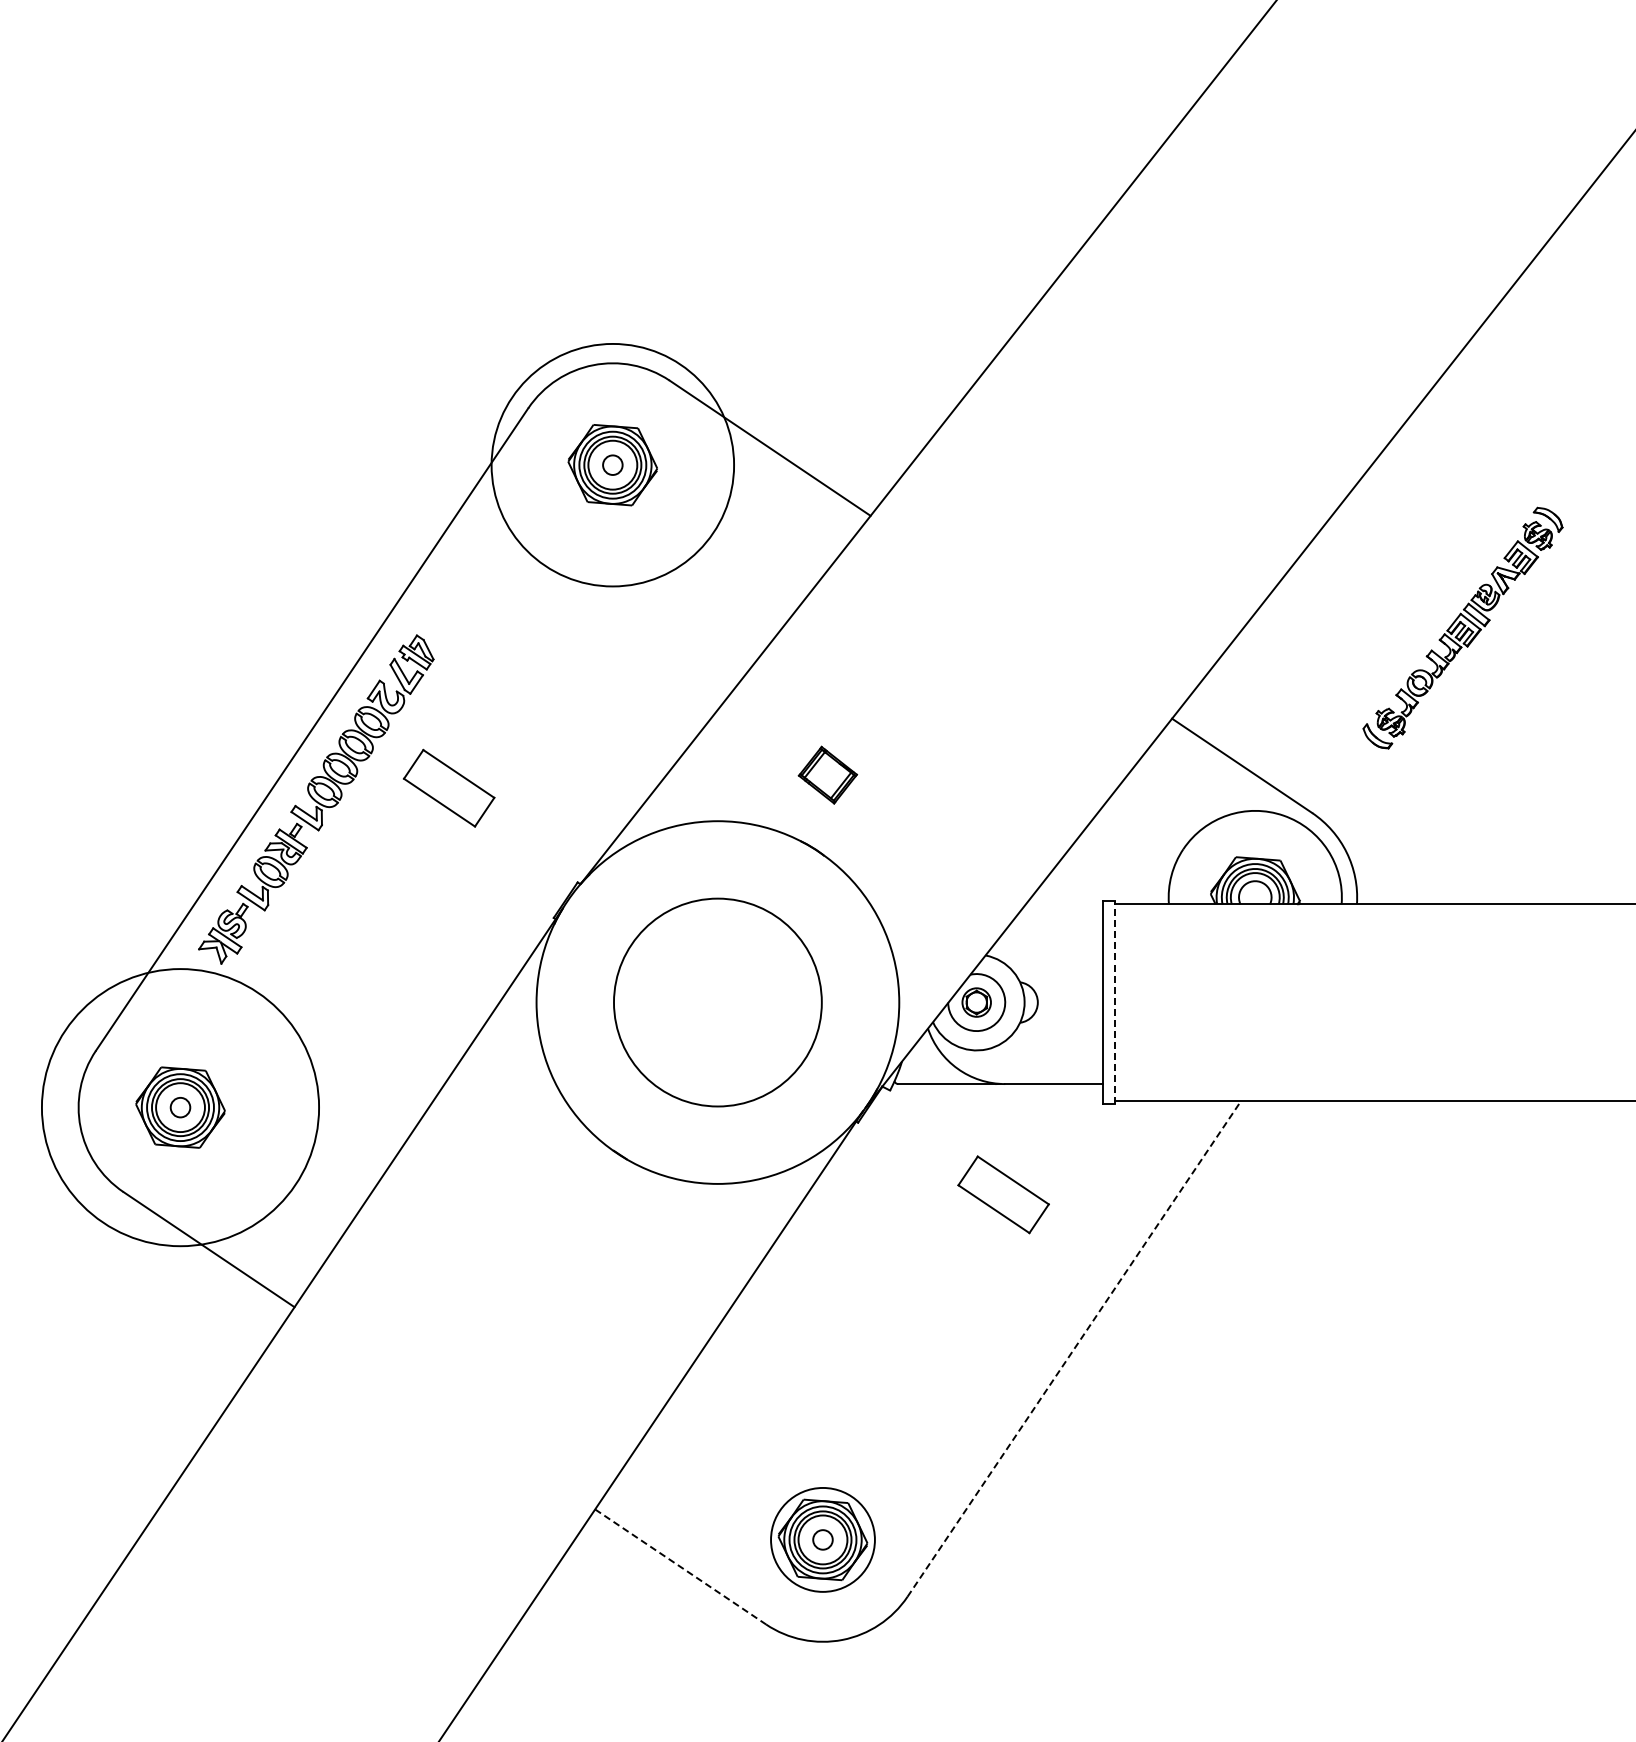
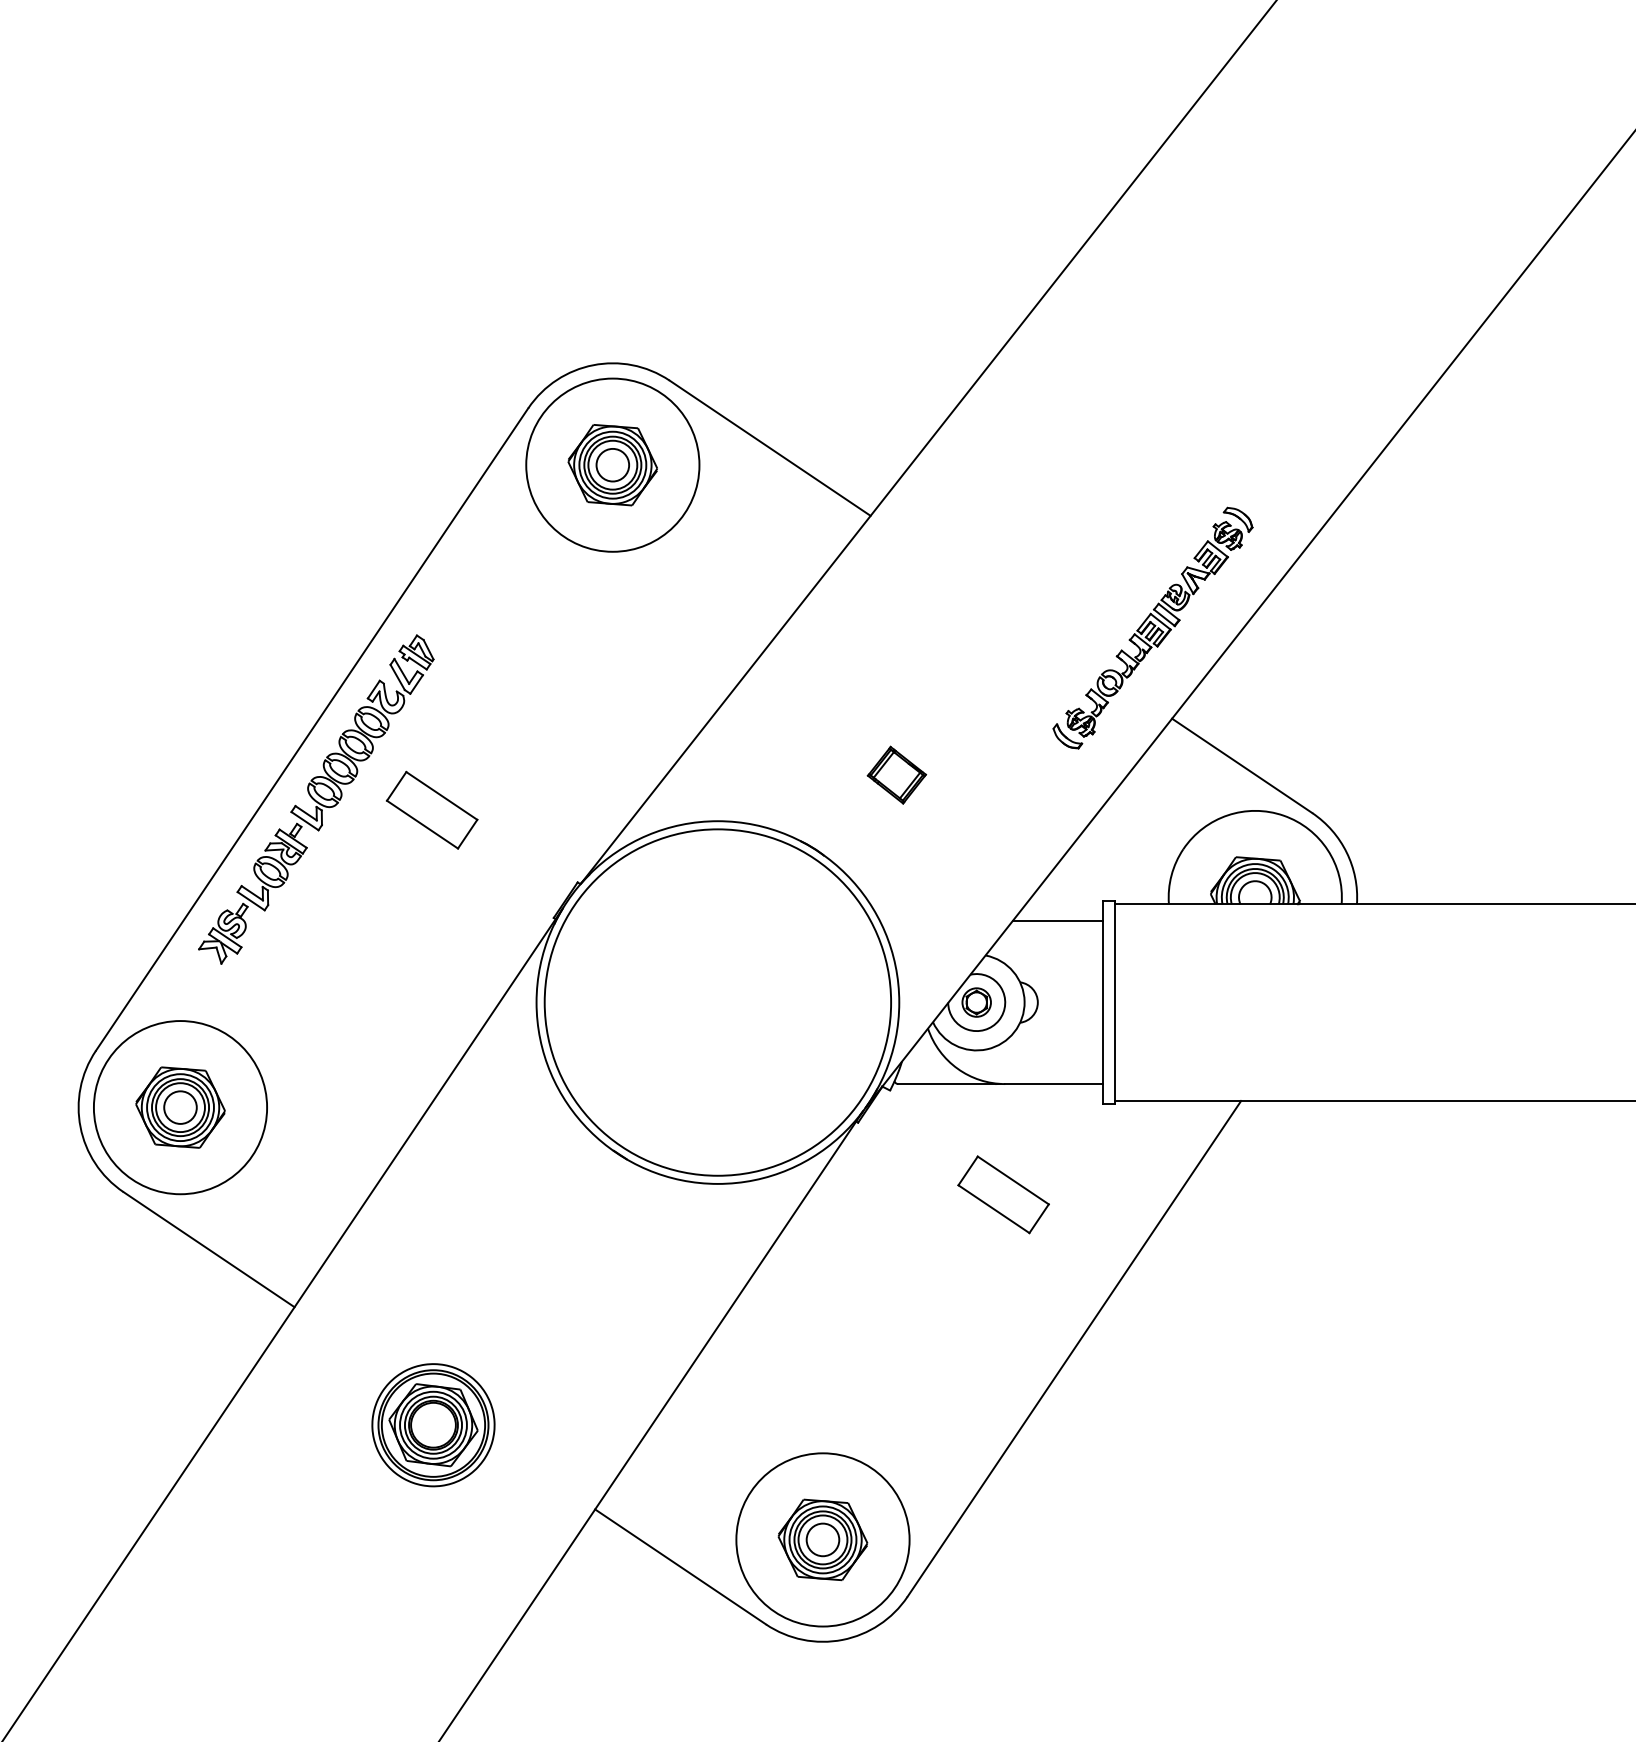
circle diameter: 20 px -> 33 px (612, 464)
circle diameter: 242 px -> 173 px (612, 464)
part position: (1462, 627) -> (1152, 627) (1152, 627)
part position: (827, 774) -> (896, 774) (896, 774)
part position: (449, 787) -> (432, 809) (432, 809)
line: none -> present (1057, 921)
circle diameter: 208 px -> 346 px (717, 1002)
line: dashed -> solid (1115, 1002)
circle diameter: 20 px -> 33 px (180, 1107)
circle diameter: 277 px -> 173 px (180, 1107)
line: dashed -> solid (1074, 1348)
part: none -> present (433, 1425)
circle diameter: 104 px -> 173 px (822, 1539)
circle diameter: 20 px -> 33 px (822, 1539)
line: dashed -> solid (681, 1567)
